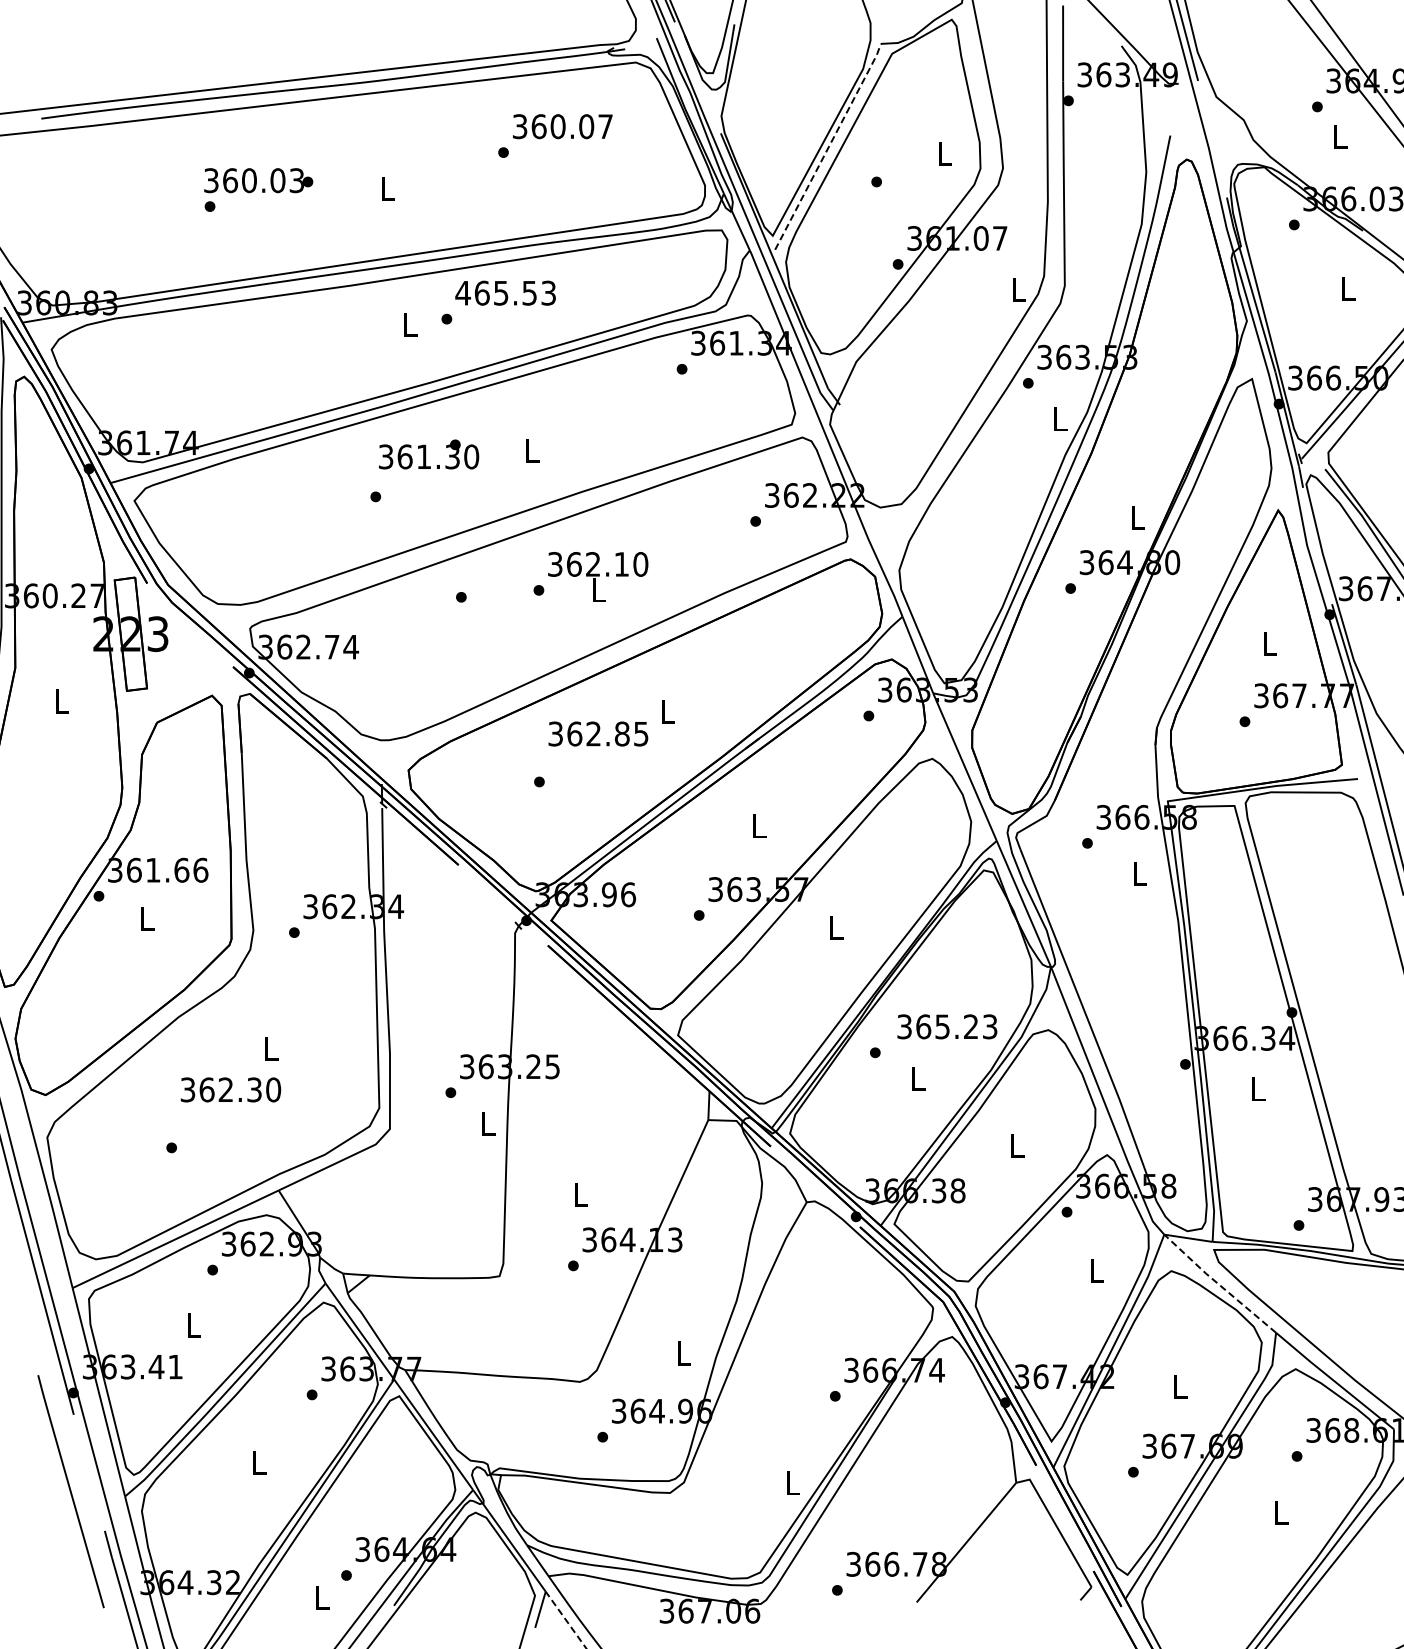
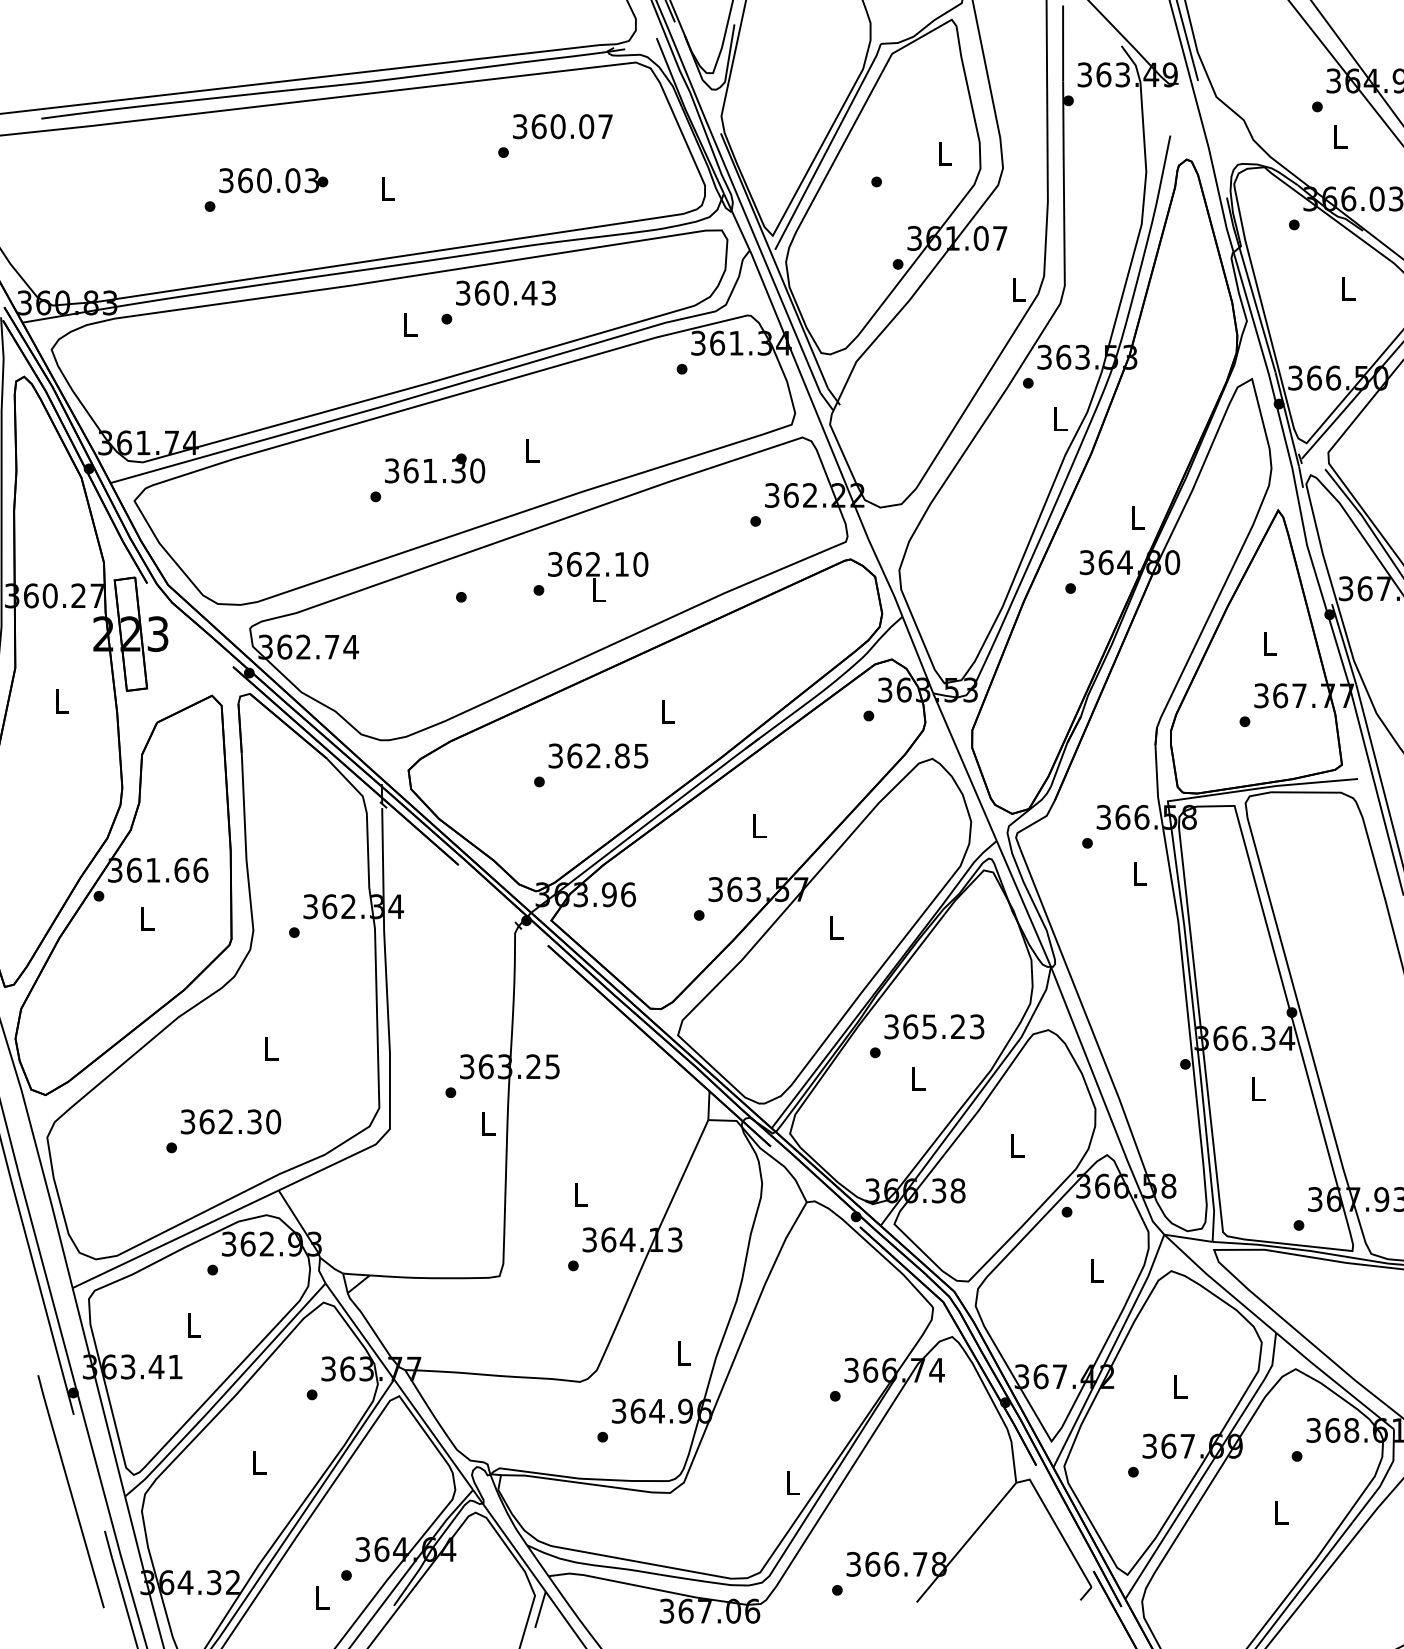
line: dashed -> solid (829, 146)
text position: (258, 180) -> (273, 180) (273, 180)
text: 465.53 -> 360.43 (496, 292)
text position: (429, 454) -> (435, 468) (435, 468)
text position: (598, 733) -> (598, 755) (598, 755)
text position: (947, 1026) -> (934, 1026) (934, 1026)
text position: (230, 1089) -> (230, 1121) (230, 1121)
line: dashed -> solid (1218, 1283)
line: dashed -> solid (566, 1620)
